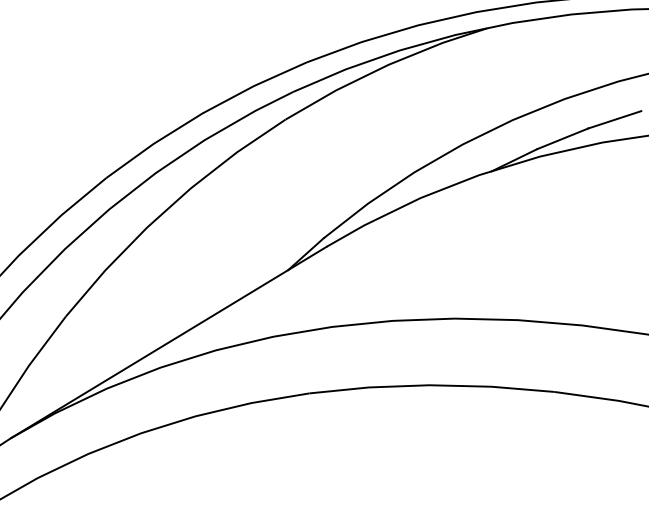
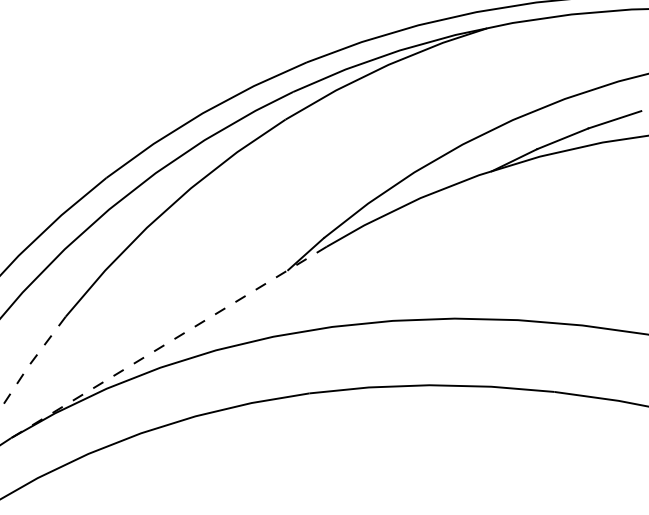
line: solid -> dashed (168, 342)
line: solid -> dashed (31, 362)
